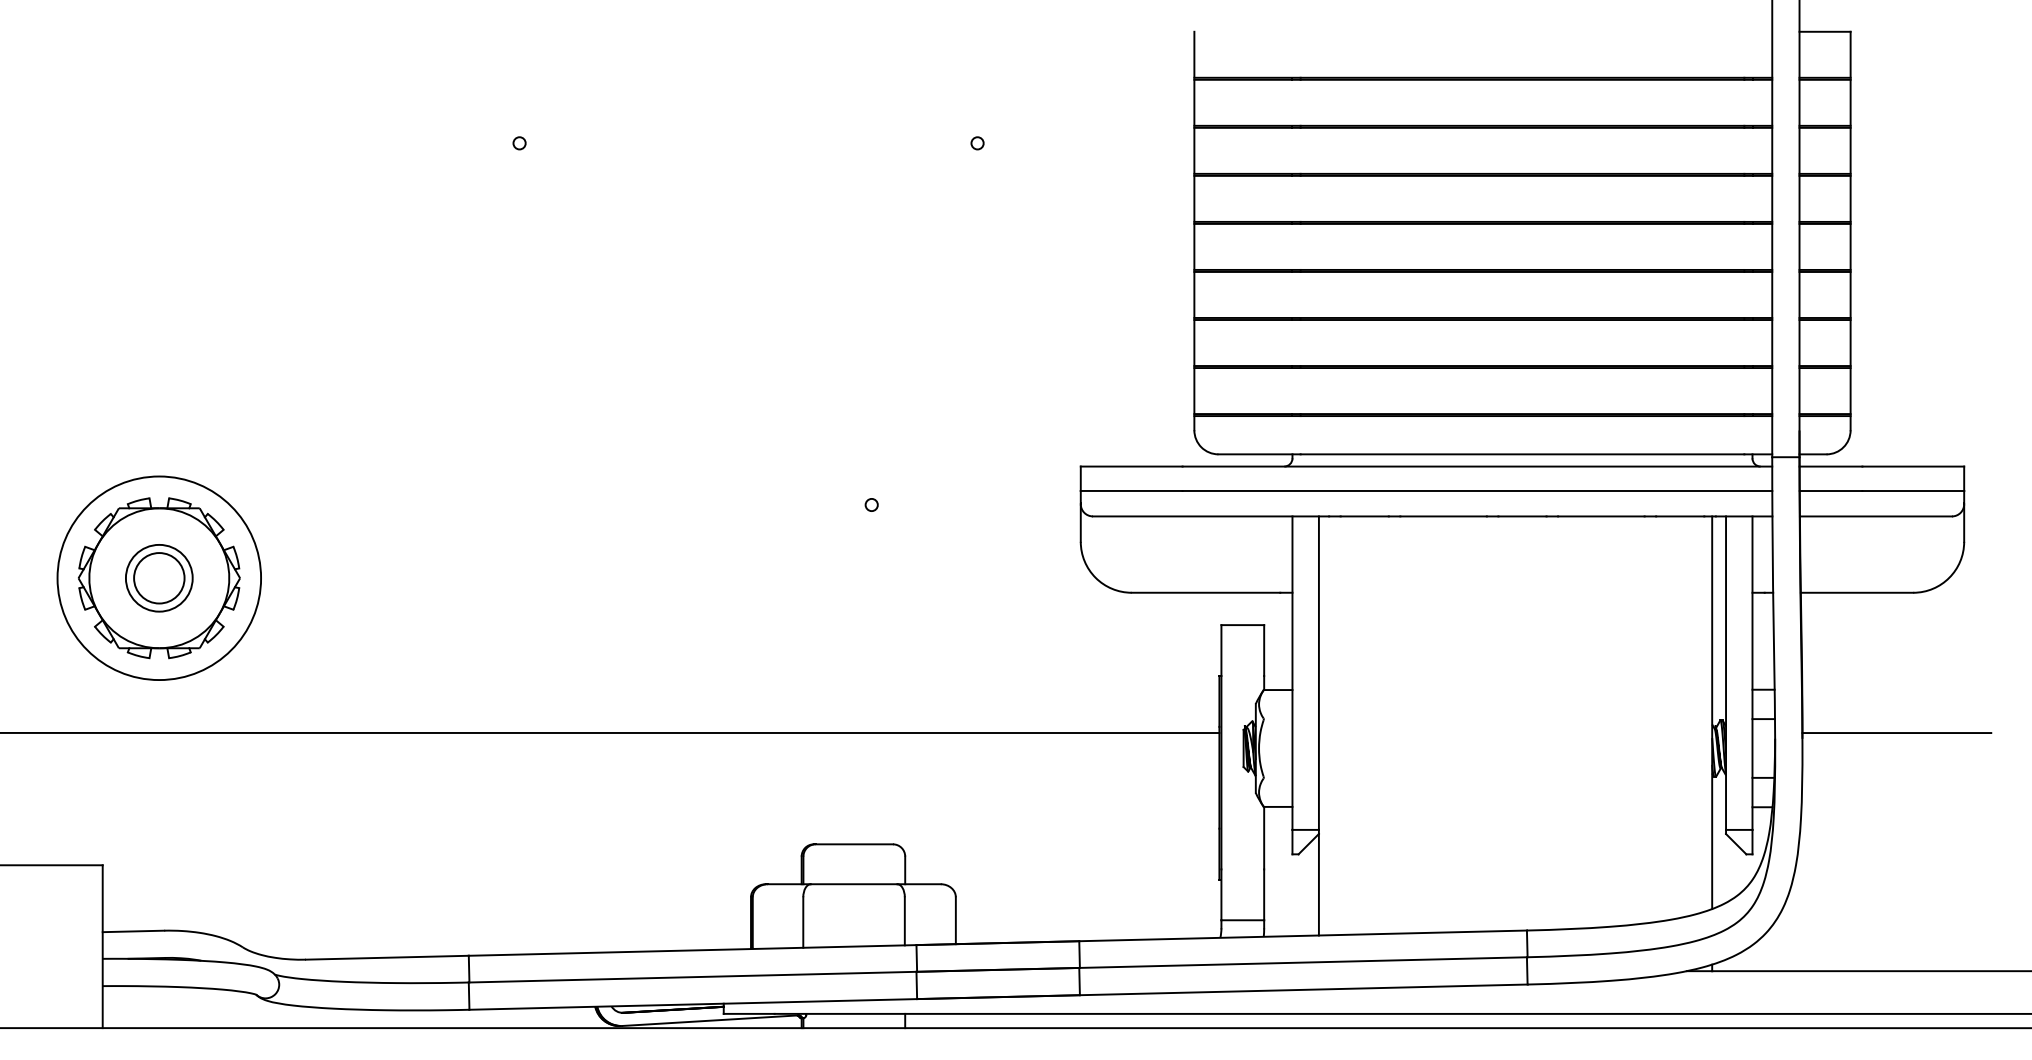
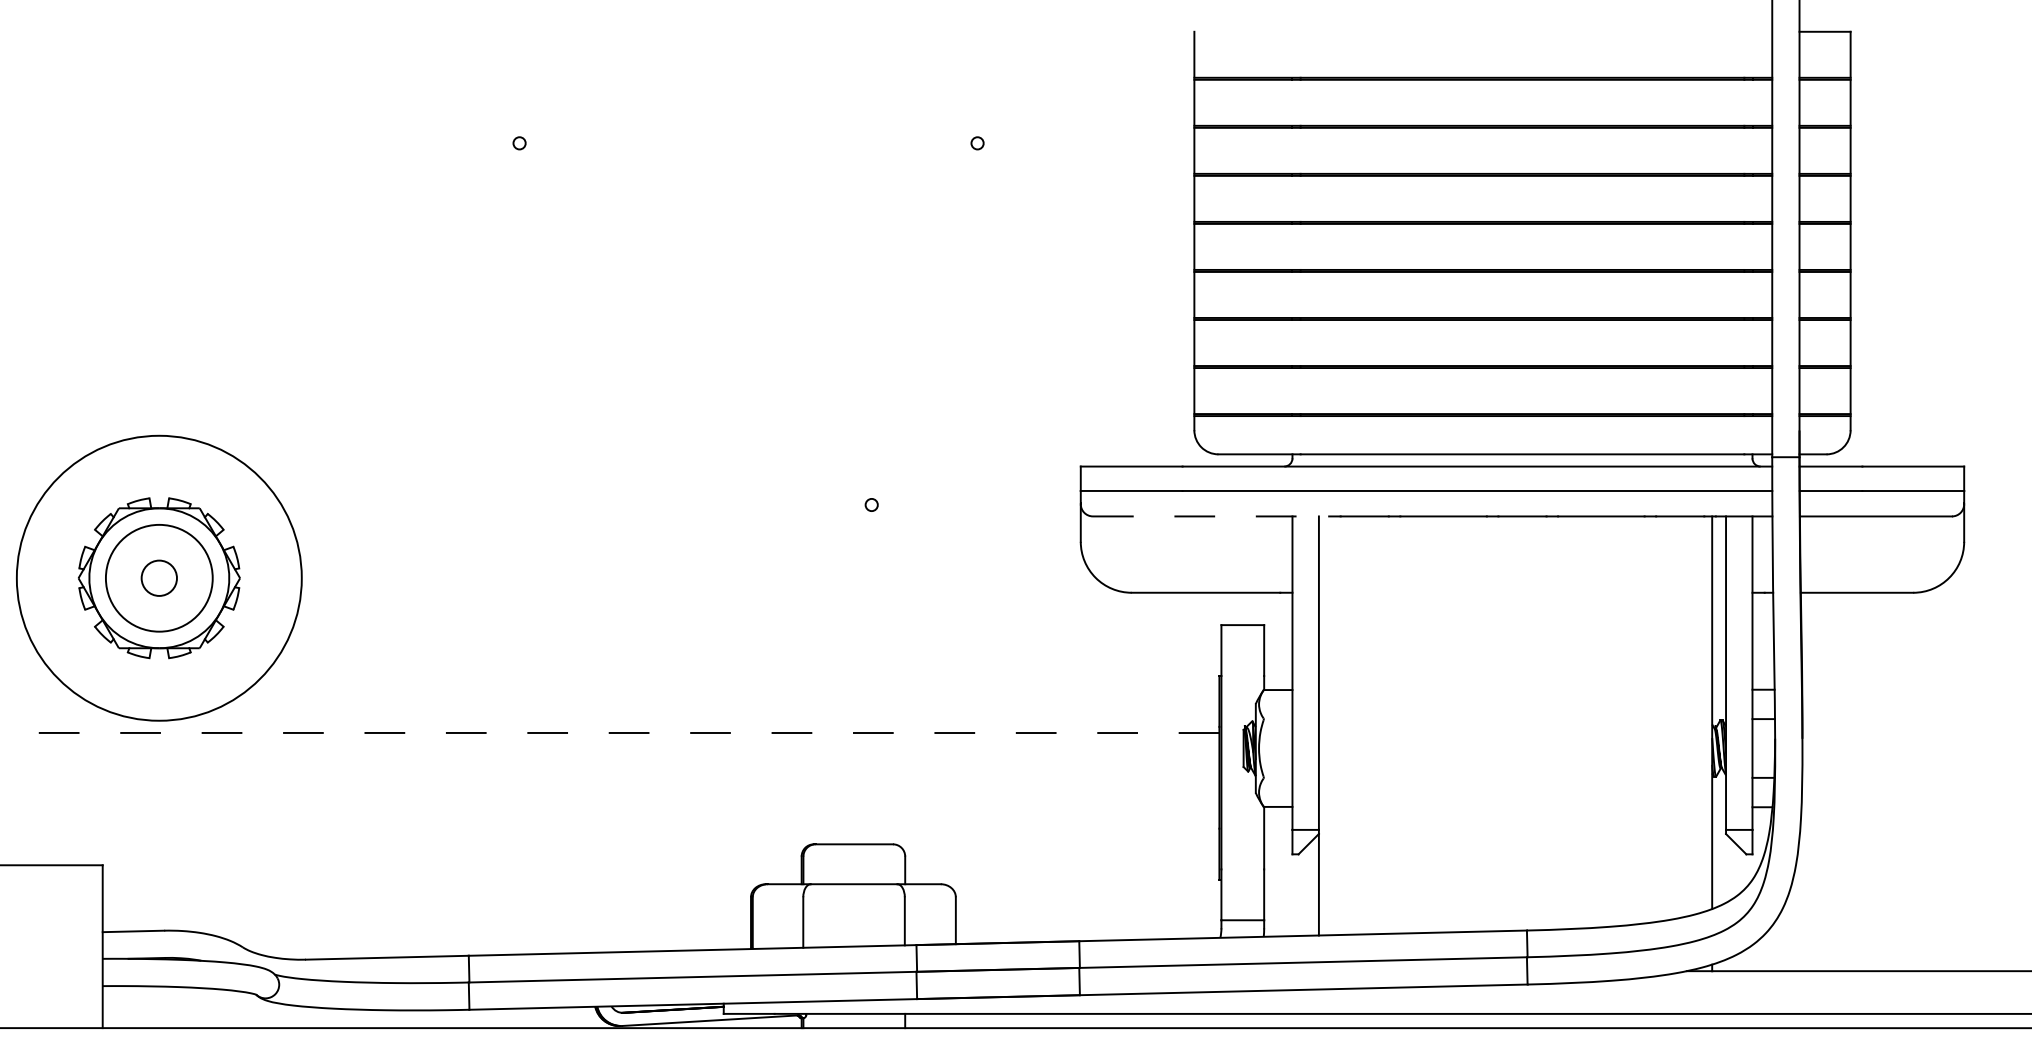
line: solid -> dashed (1211, 516)
circle diameter: 67 px -> 107 px (158, 577)
circle diameter: 204 px -> 285 px (158, 577)
circle diameter: 50 px -> 35 px (158, 577)
line: solid -> dashed (609, 732)
line: present -> none (1896, 733)
